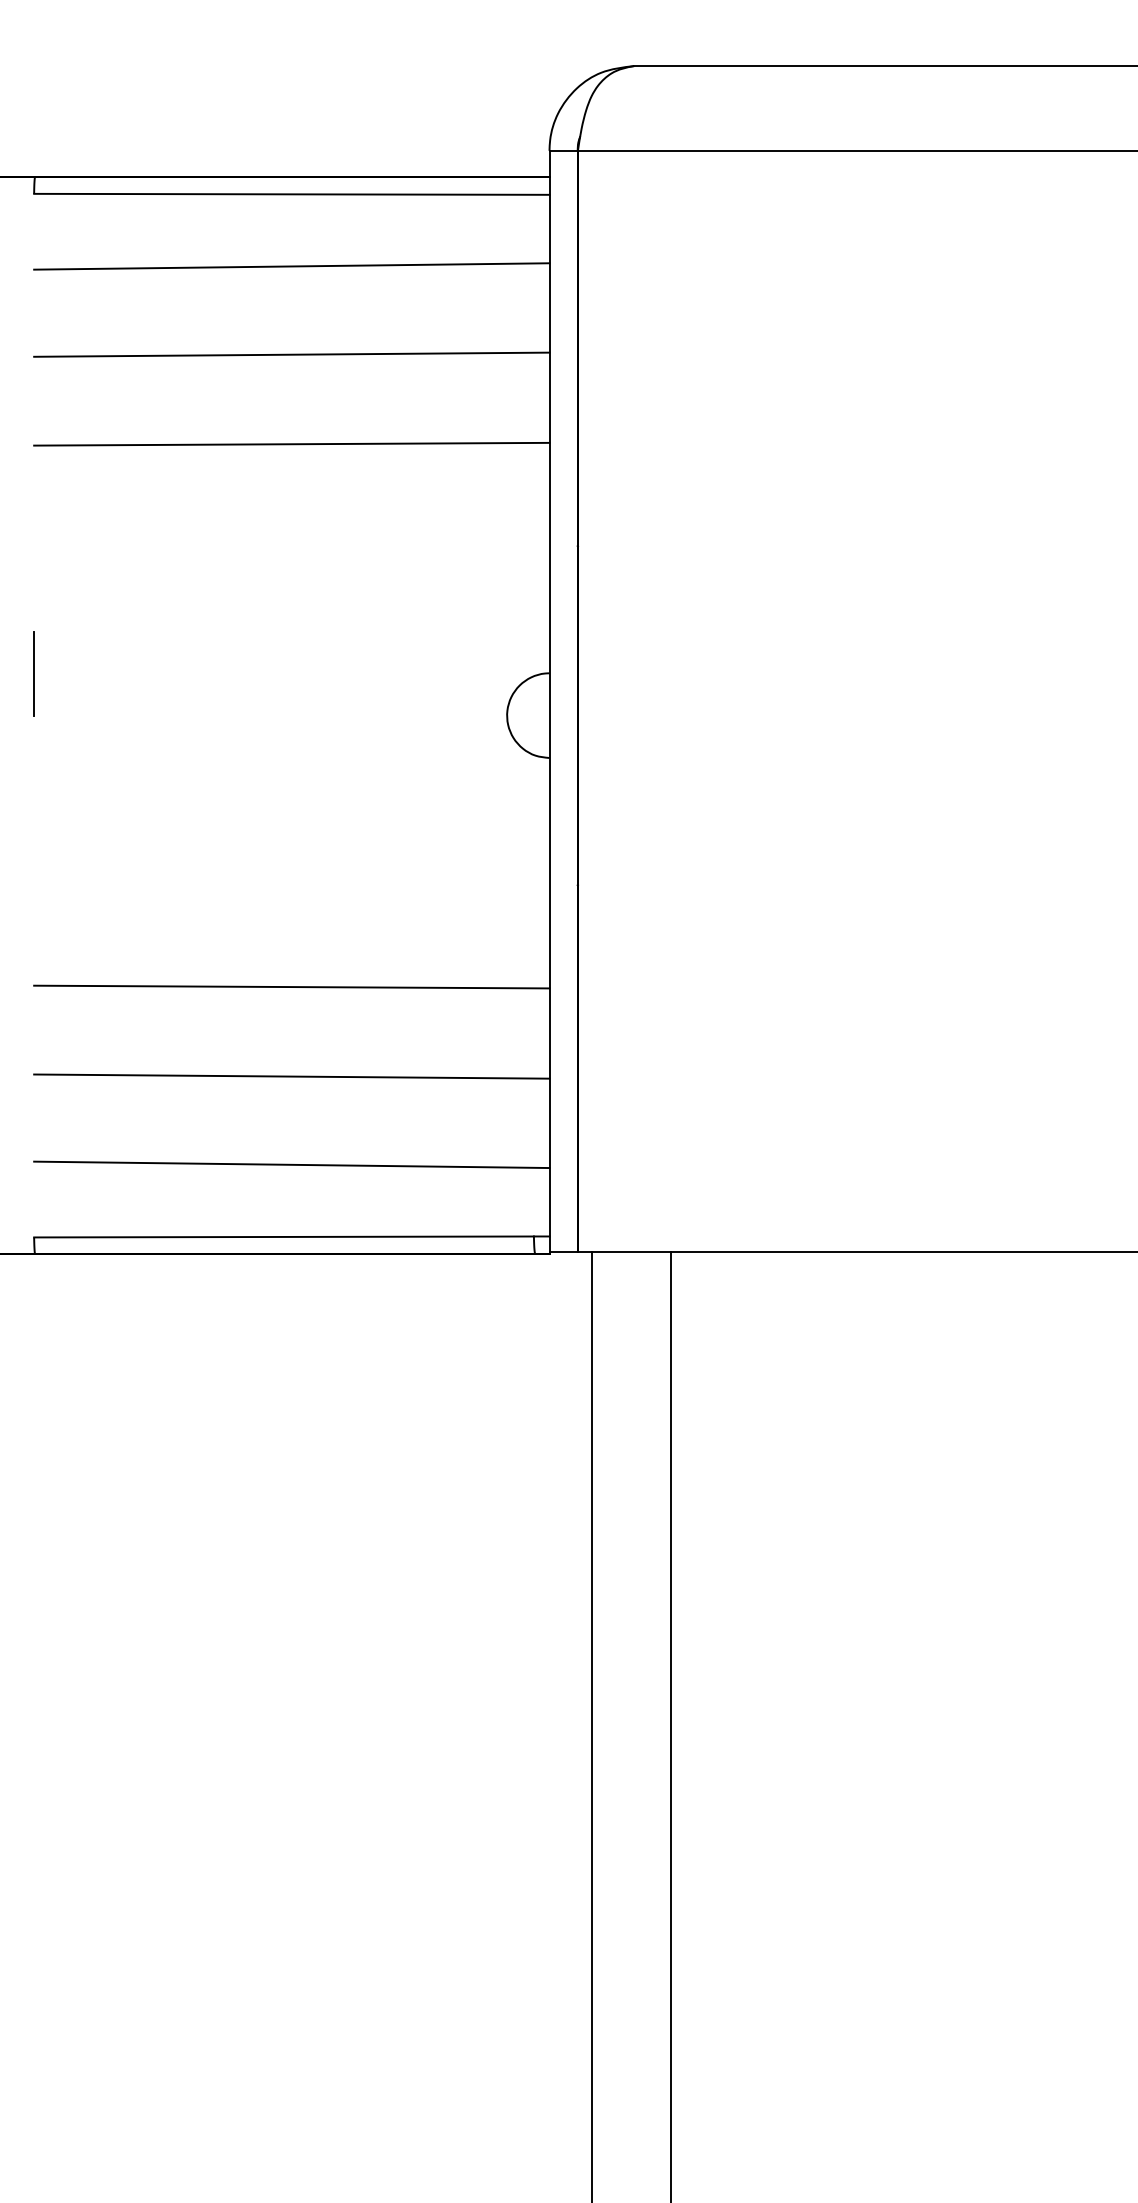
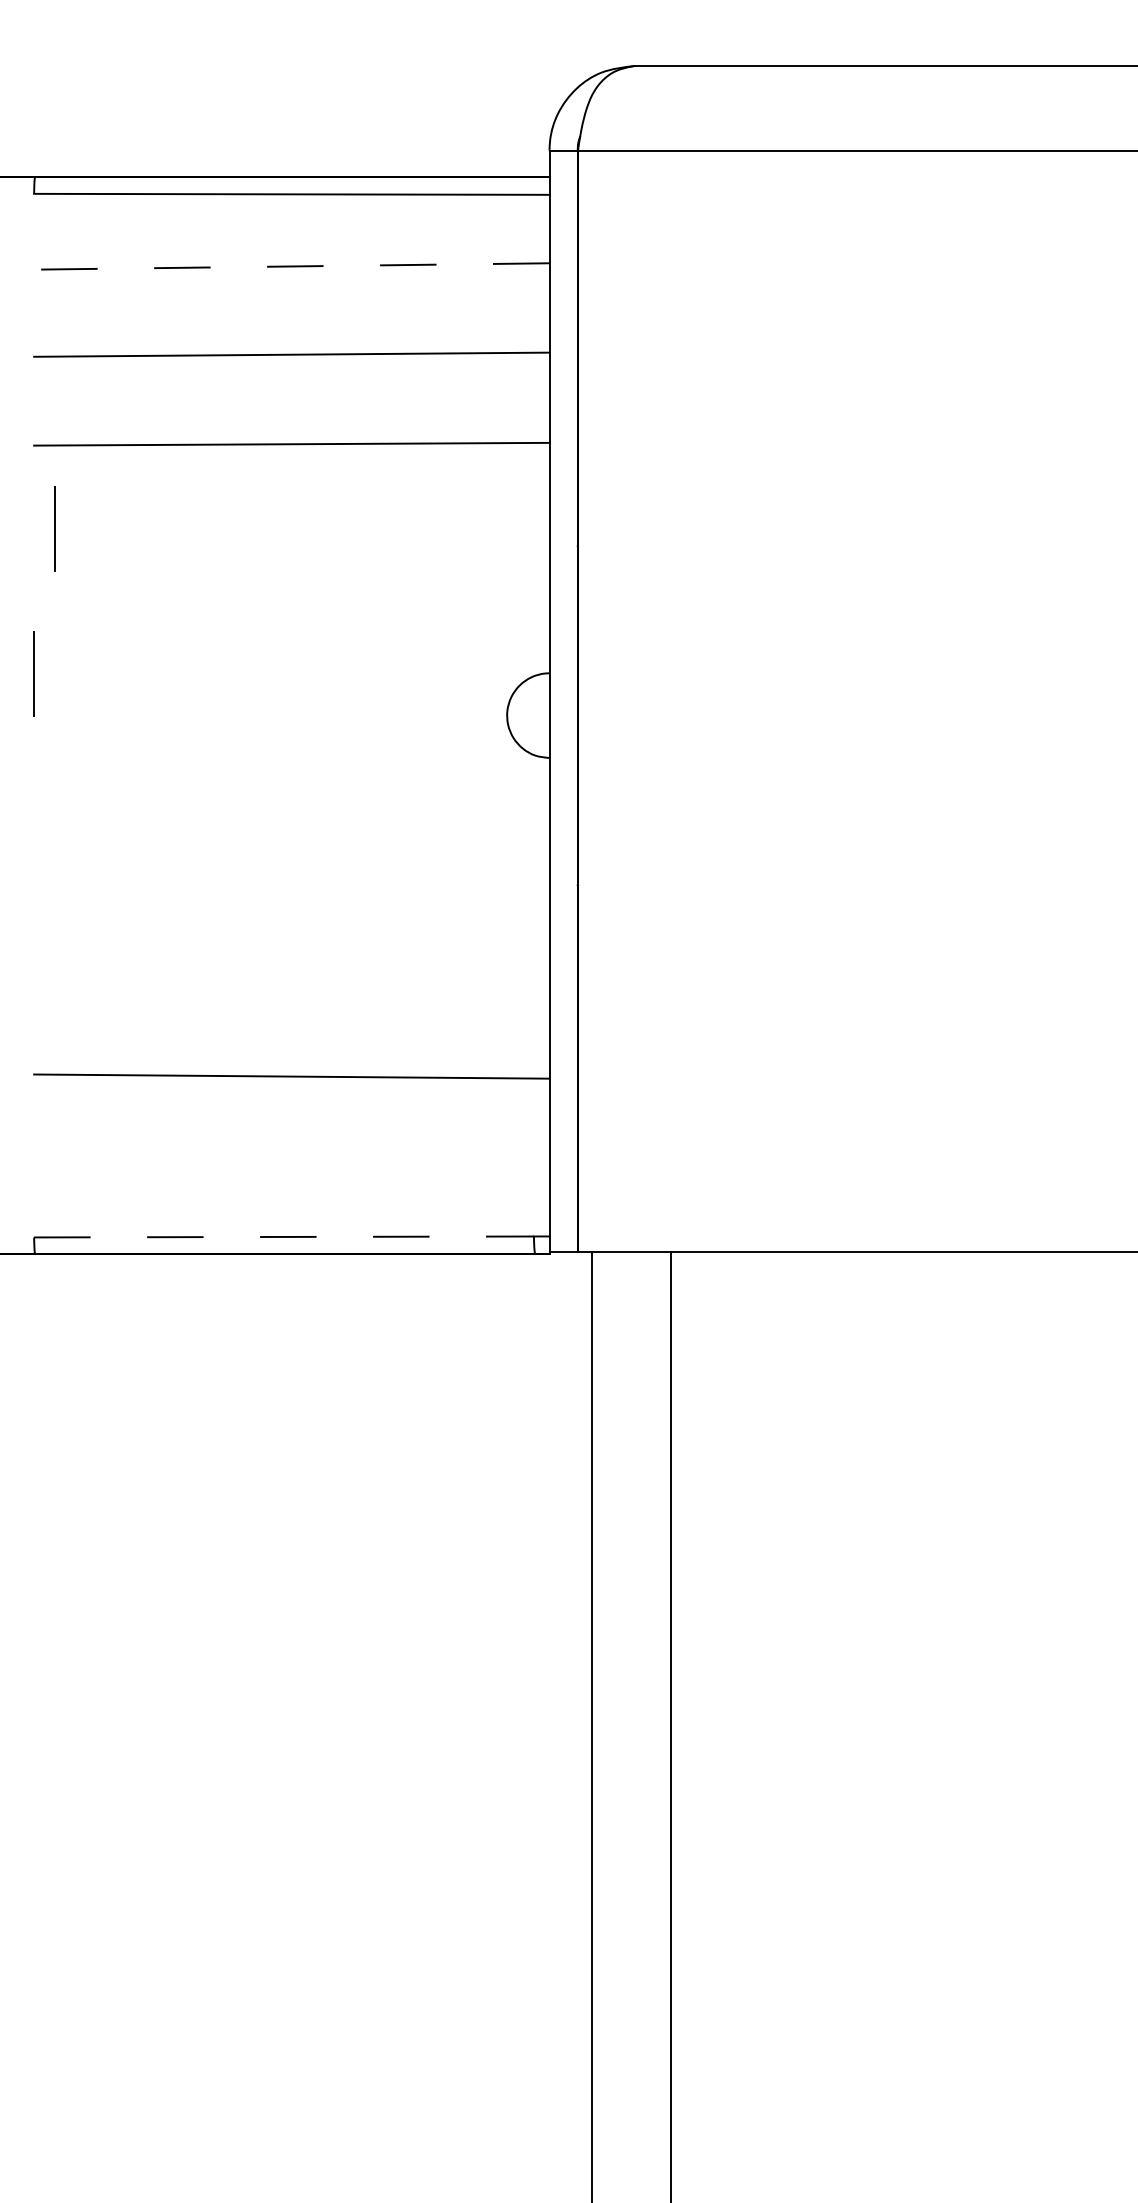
line: solid -> dashed (291, 266)
line: none -> present (54, 528)
line: present -> none (291, 986)
line: present -> none (291, 1164)
line: solid -> dashed (284, 1236)
